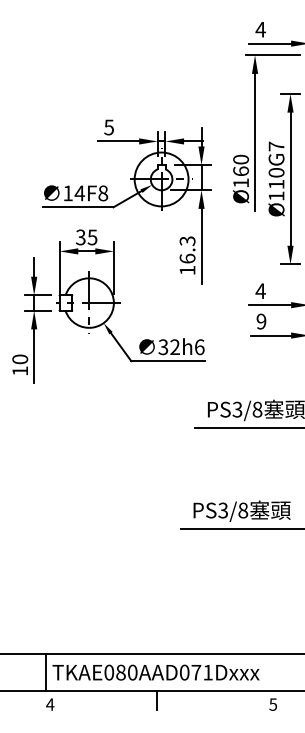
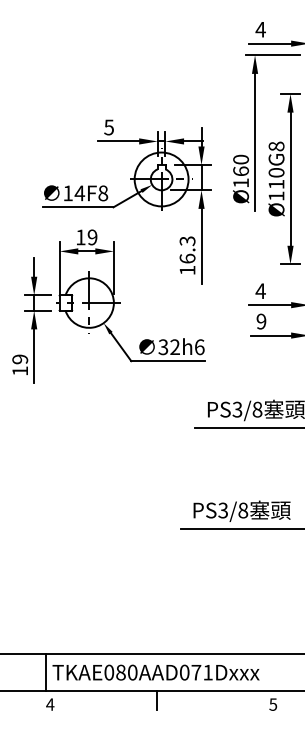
text: Ø110G7 -> Ø110G8 (276, 146)
text: 35 -> 19 (86, 237)
text: 10 -> 19 (20, 359)
